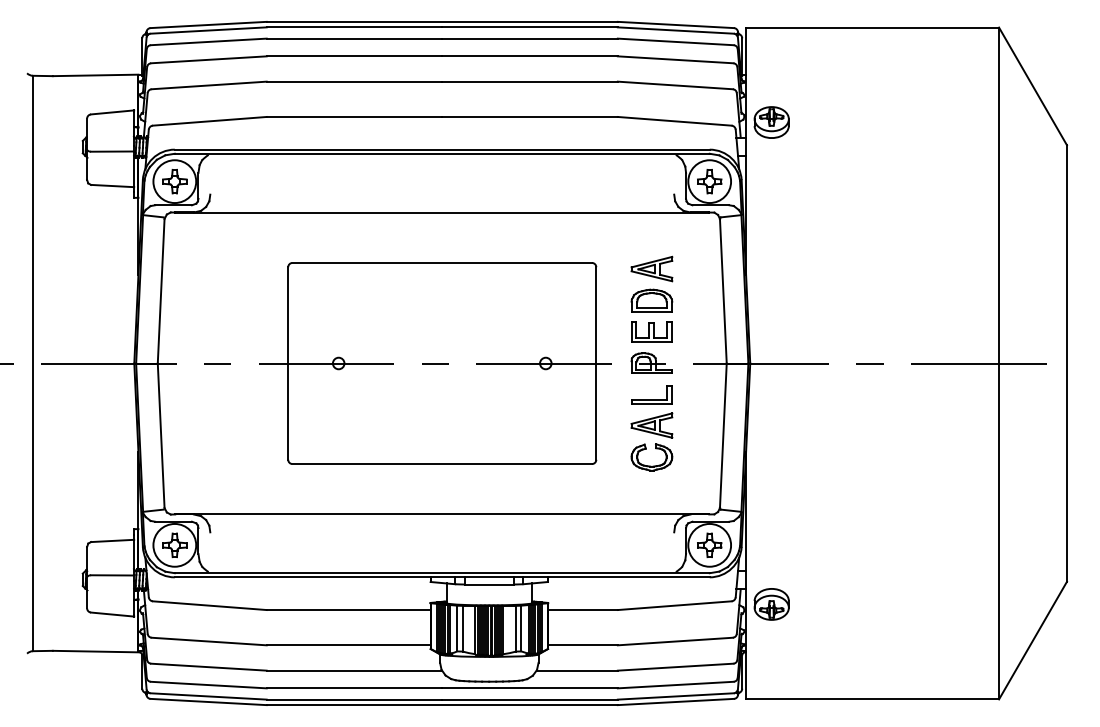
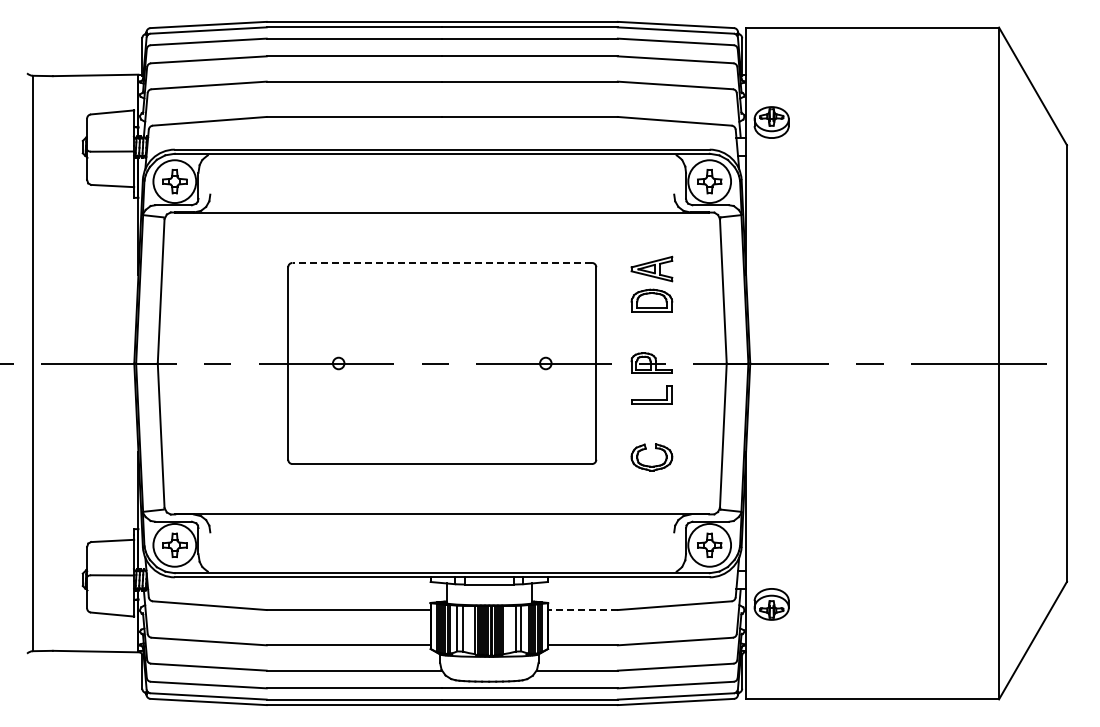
line: solid -> dashed (442, 262)
part: present -> none (651, 331)
part: present -> none (651, 425)
line: solid -> dashed (582, 610)
